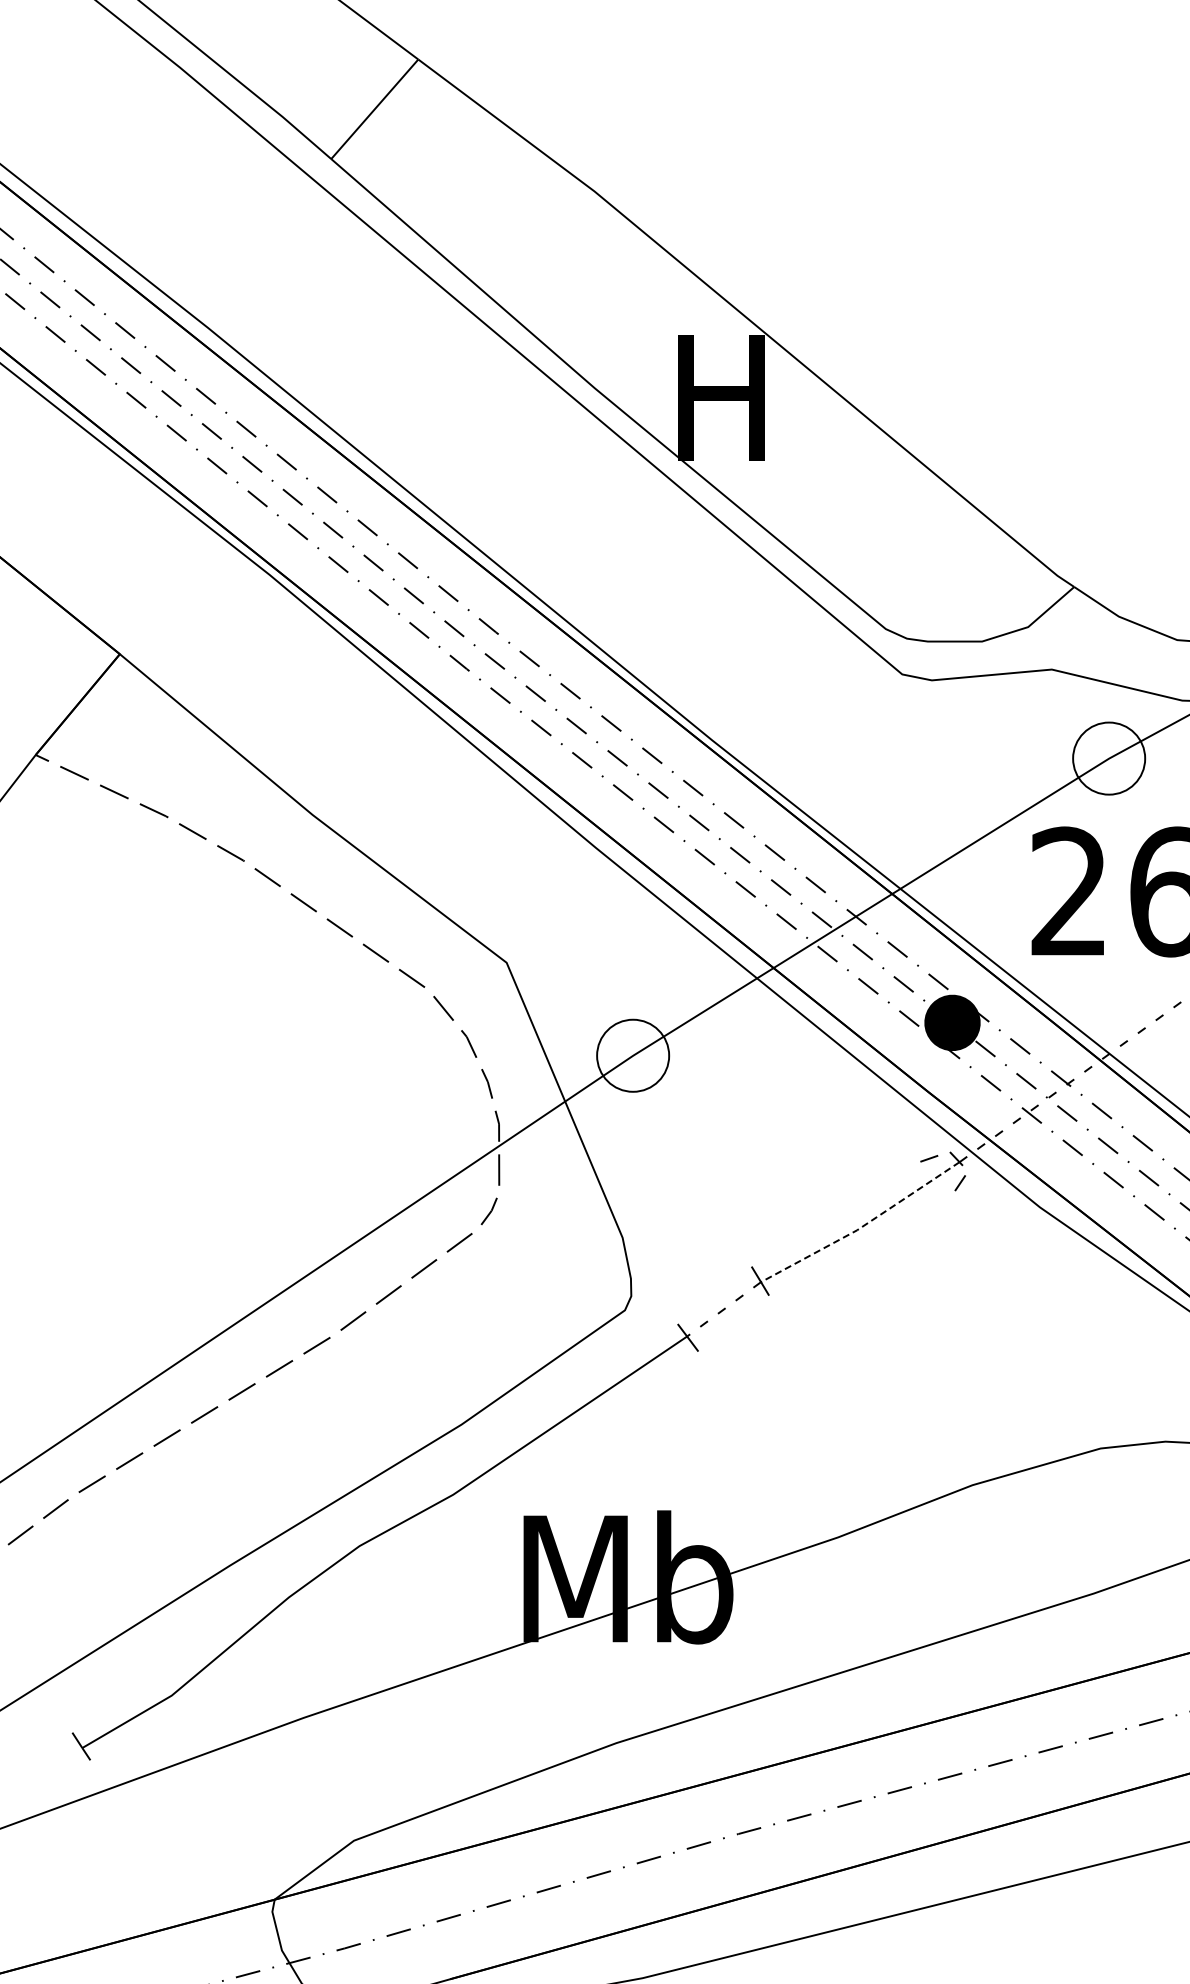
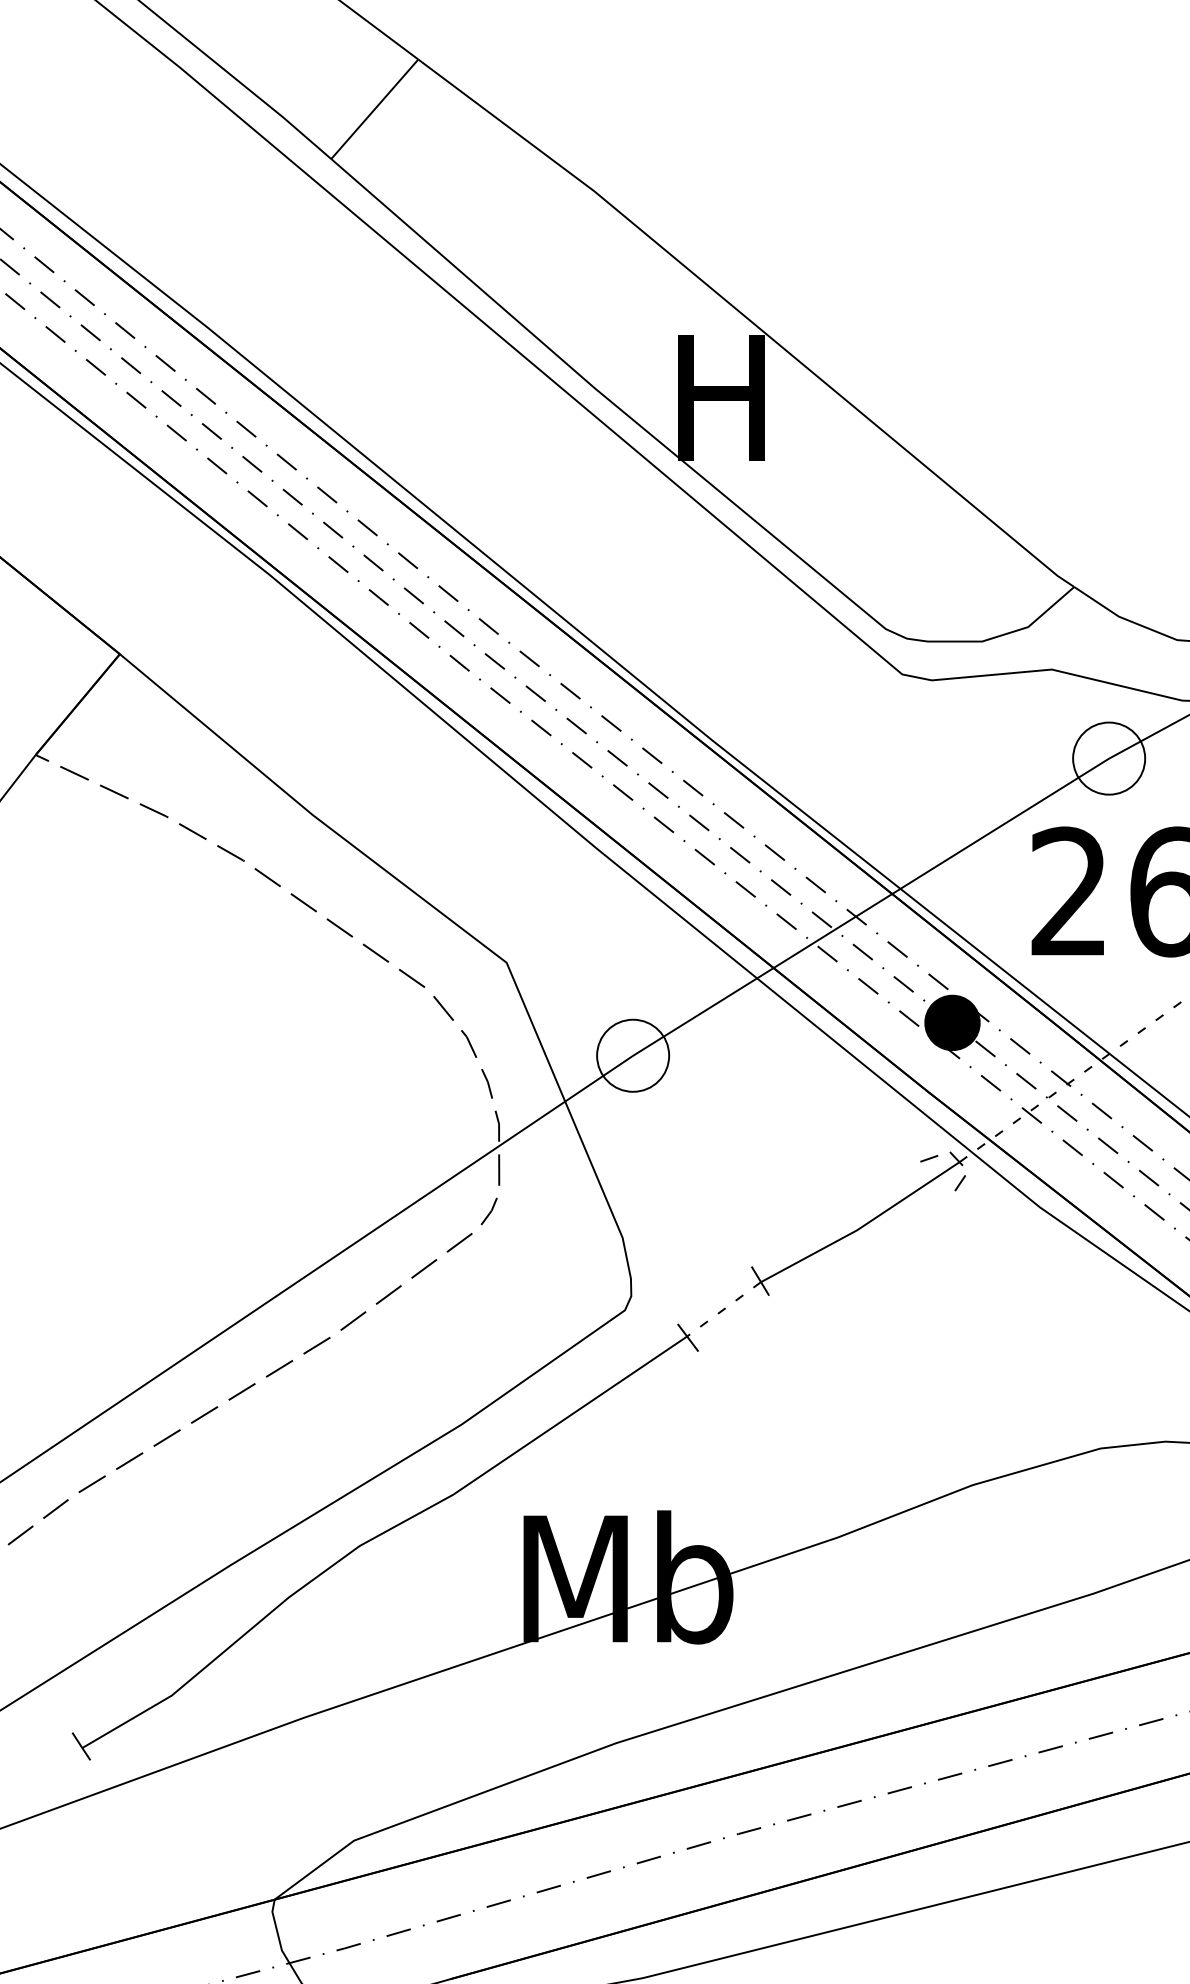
line: dashed -> solid (862, 1227)
